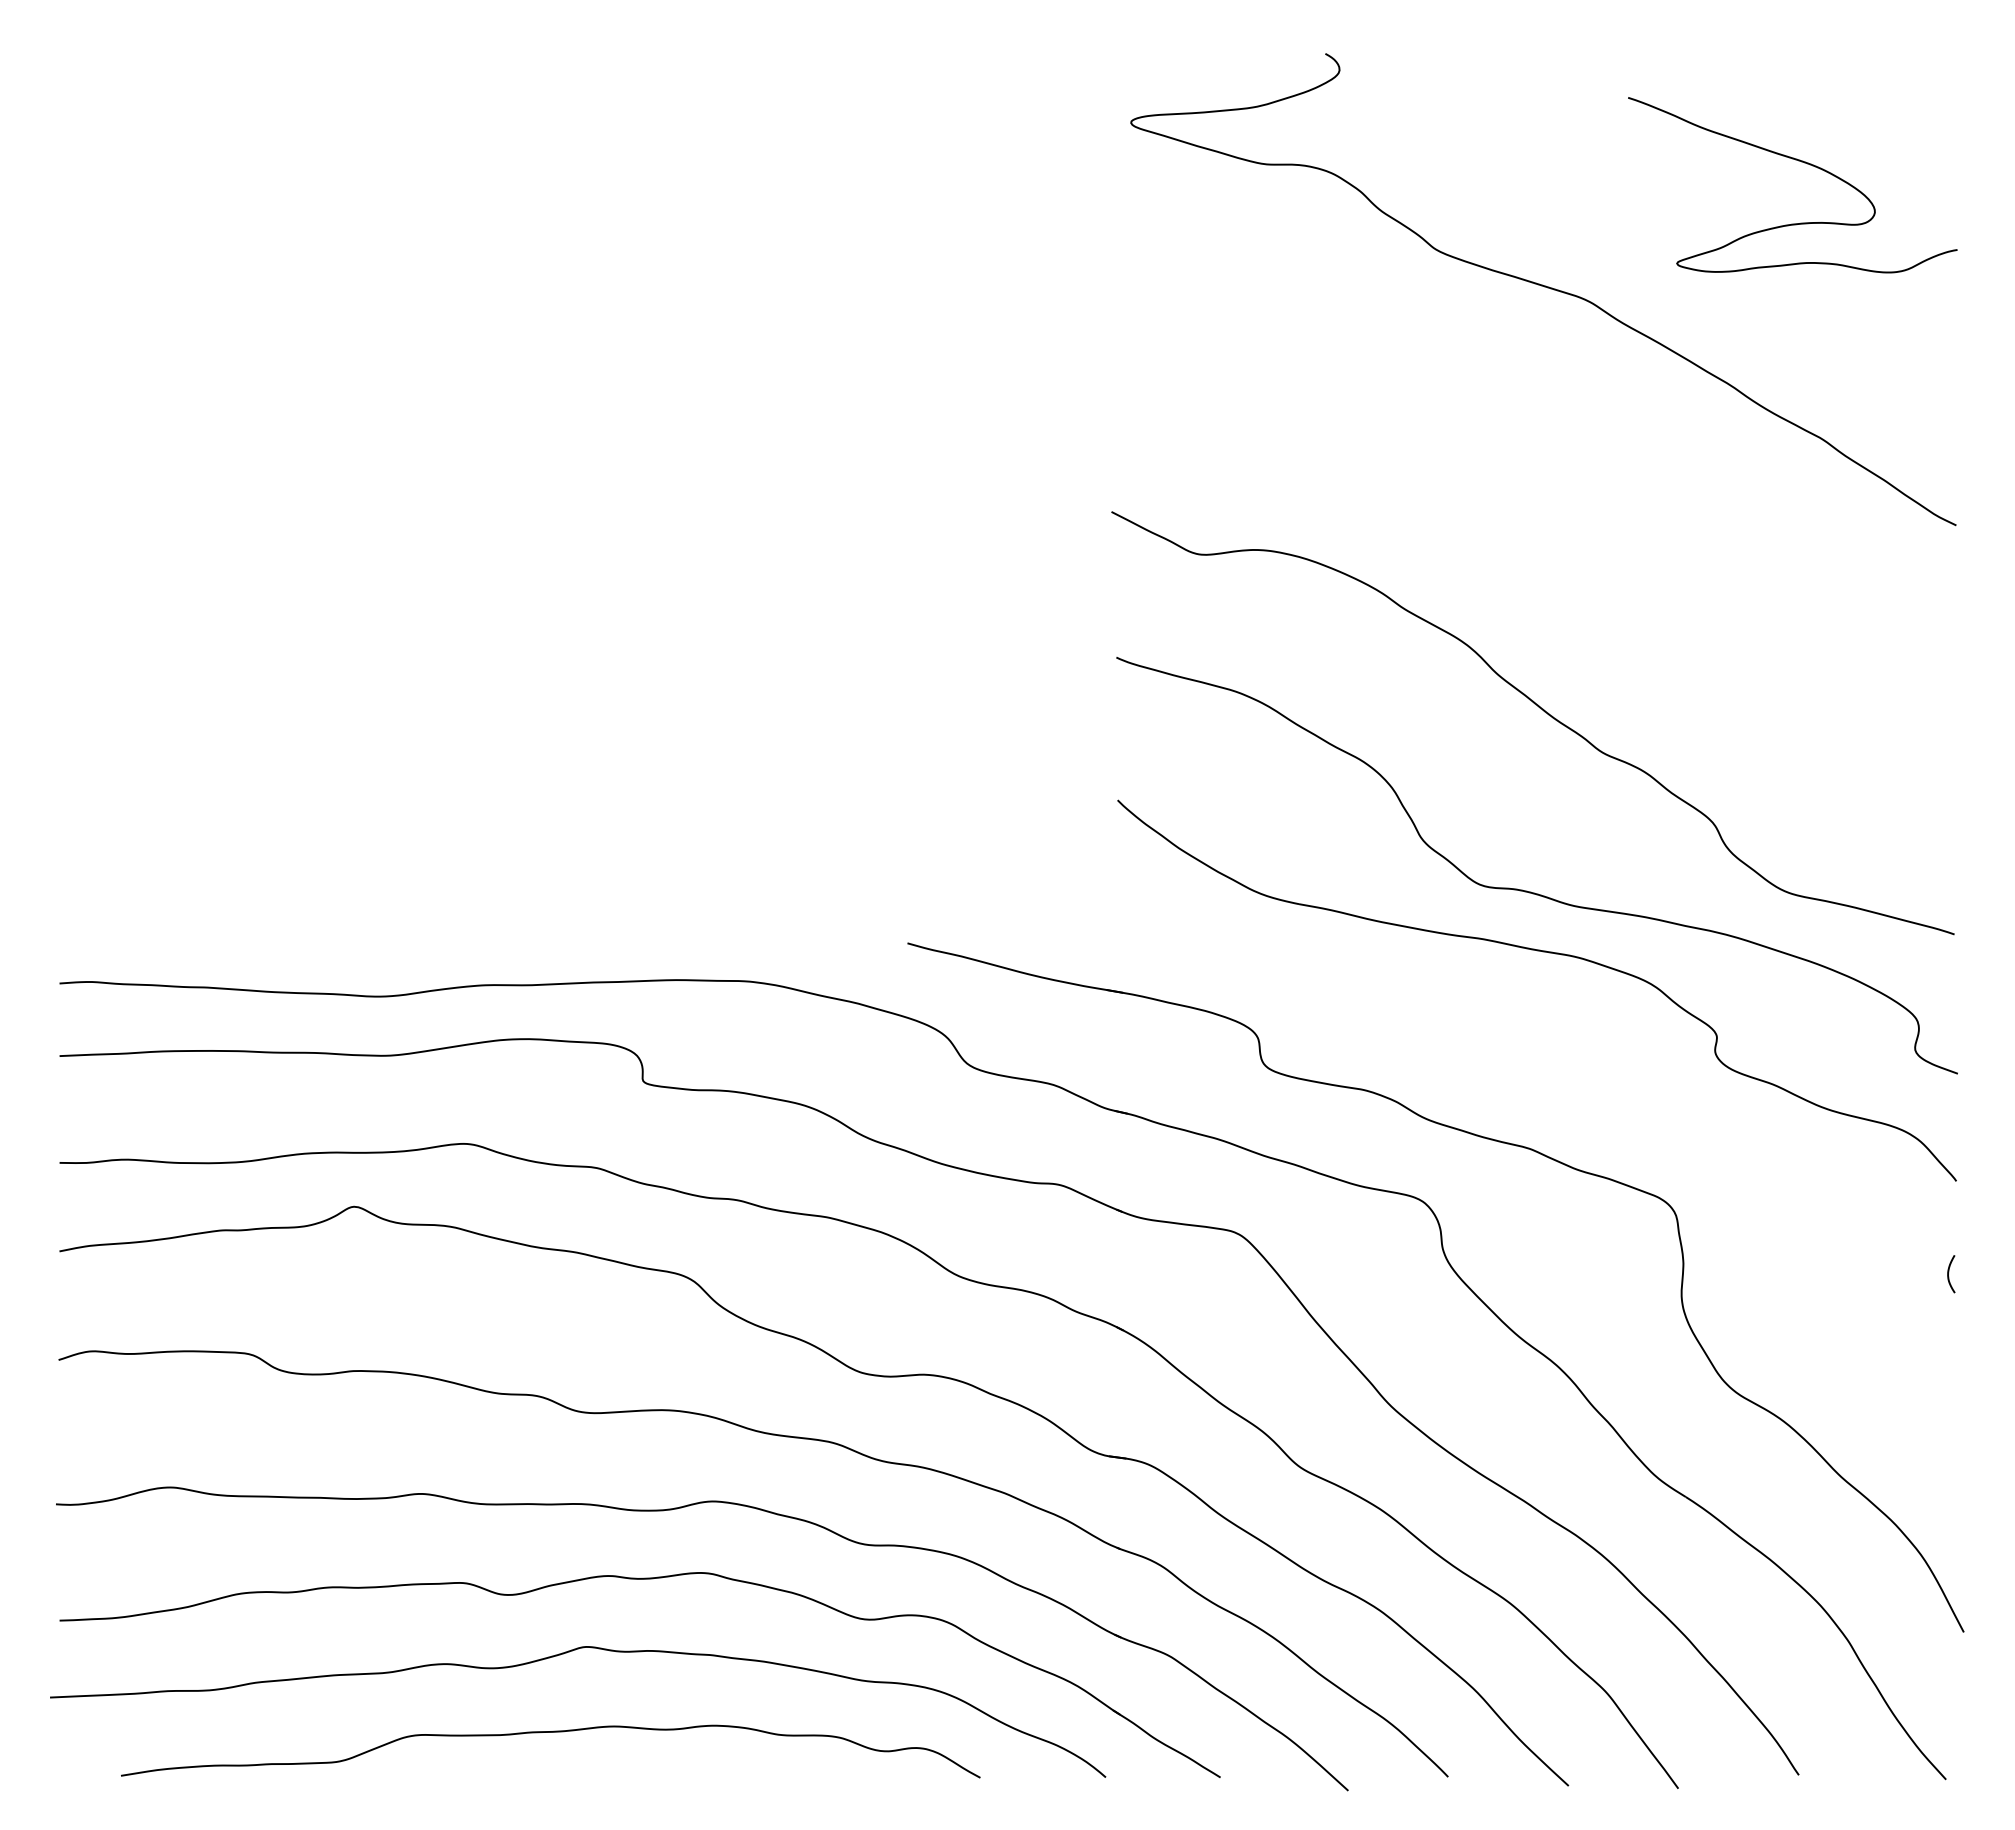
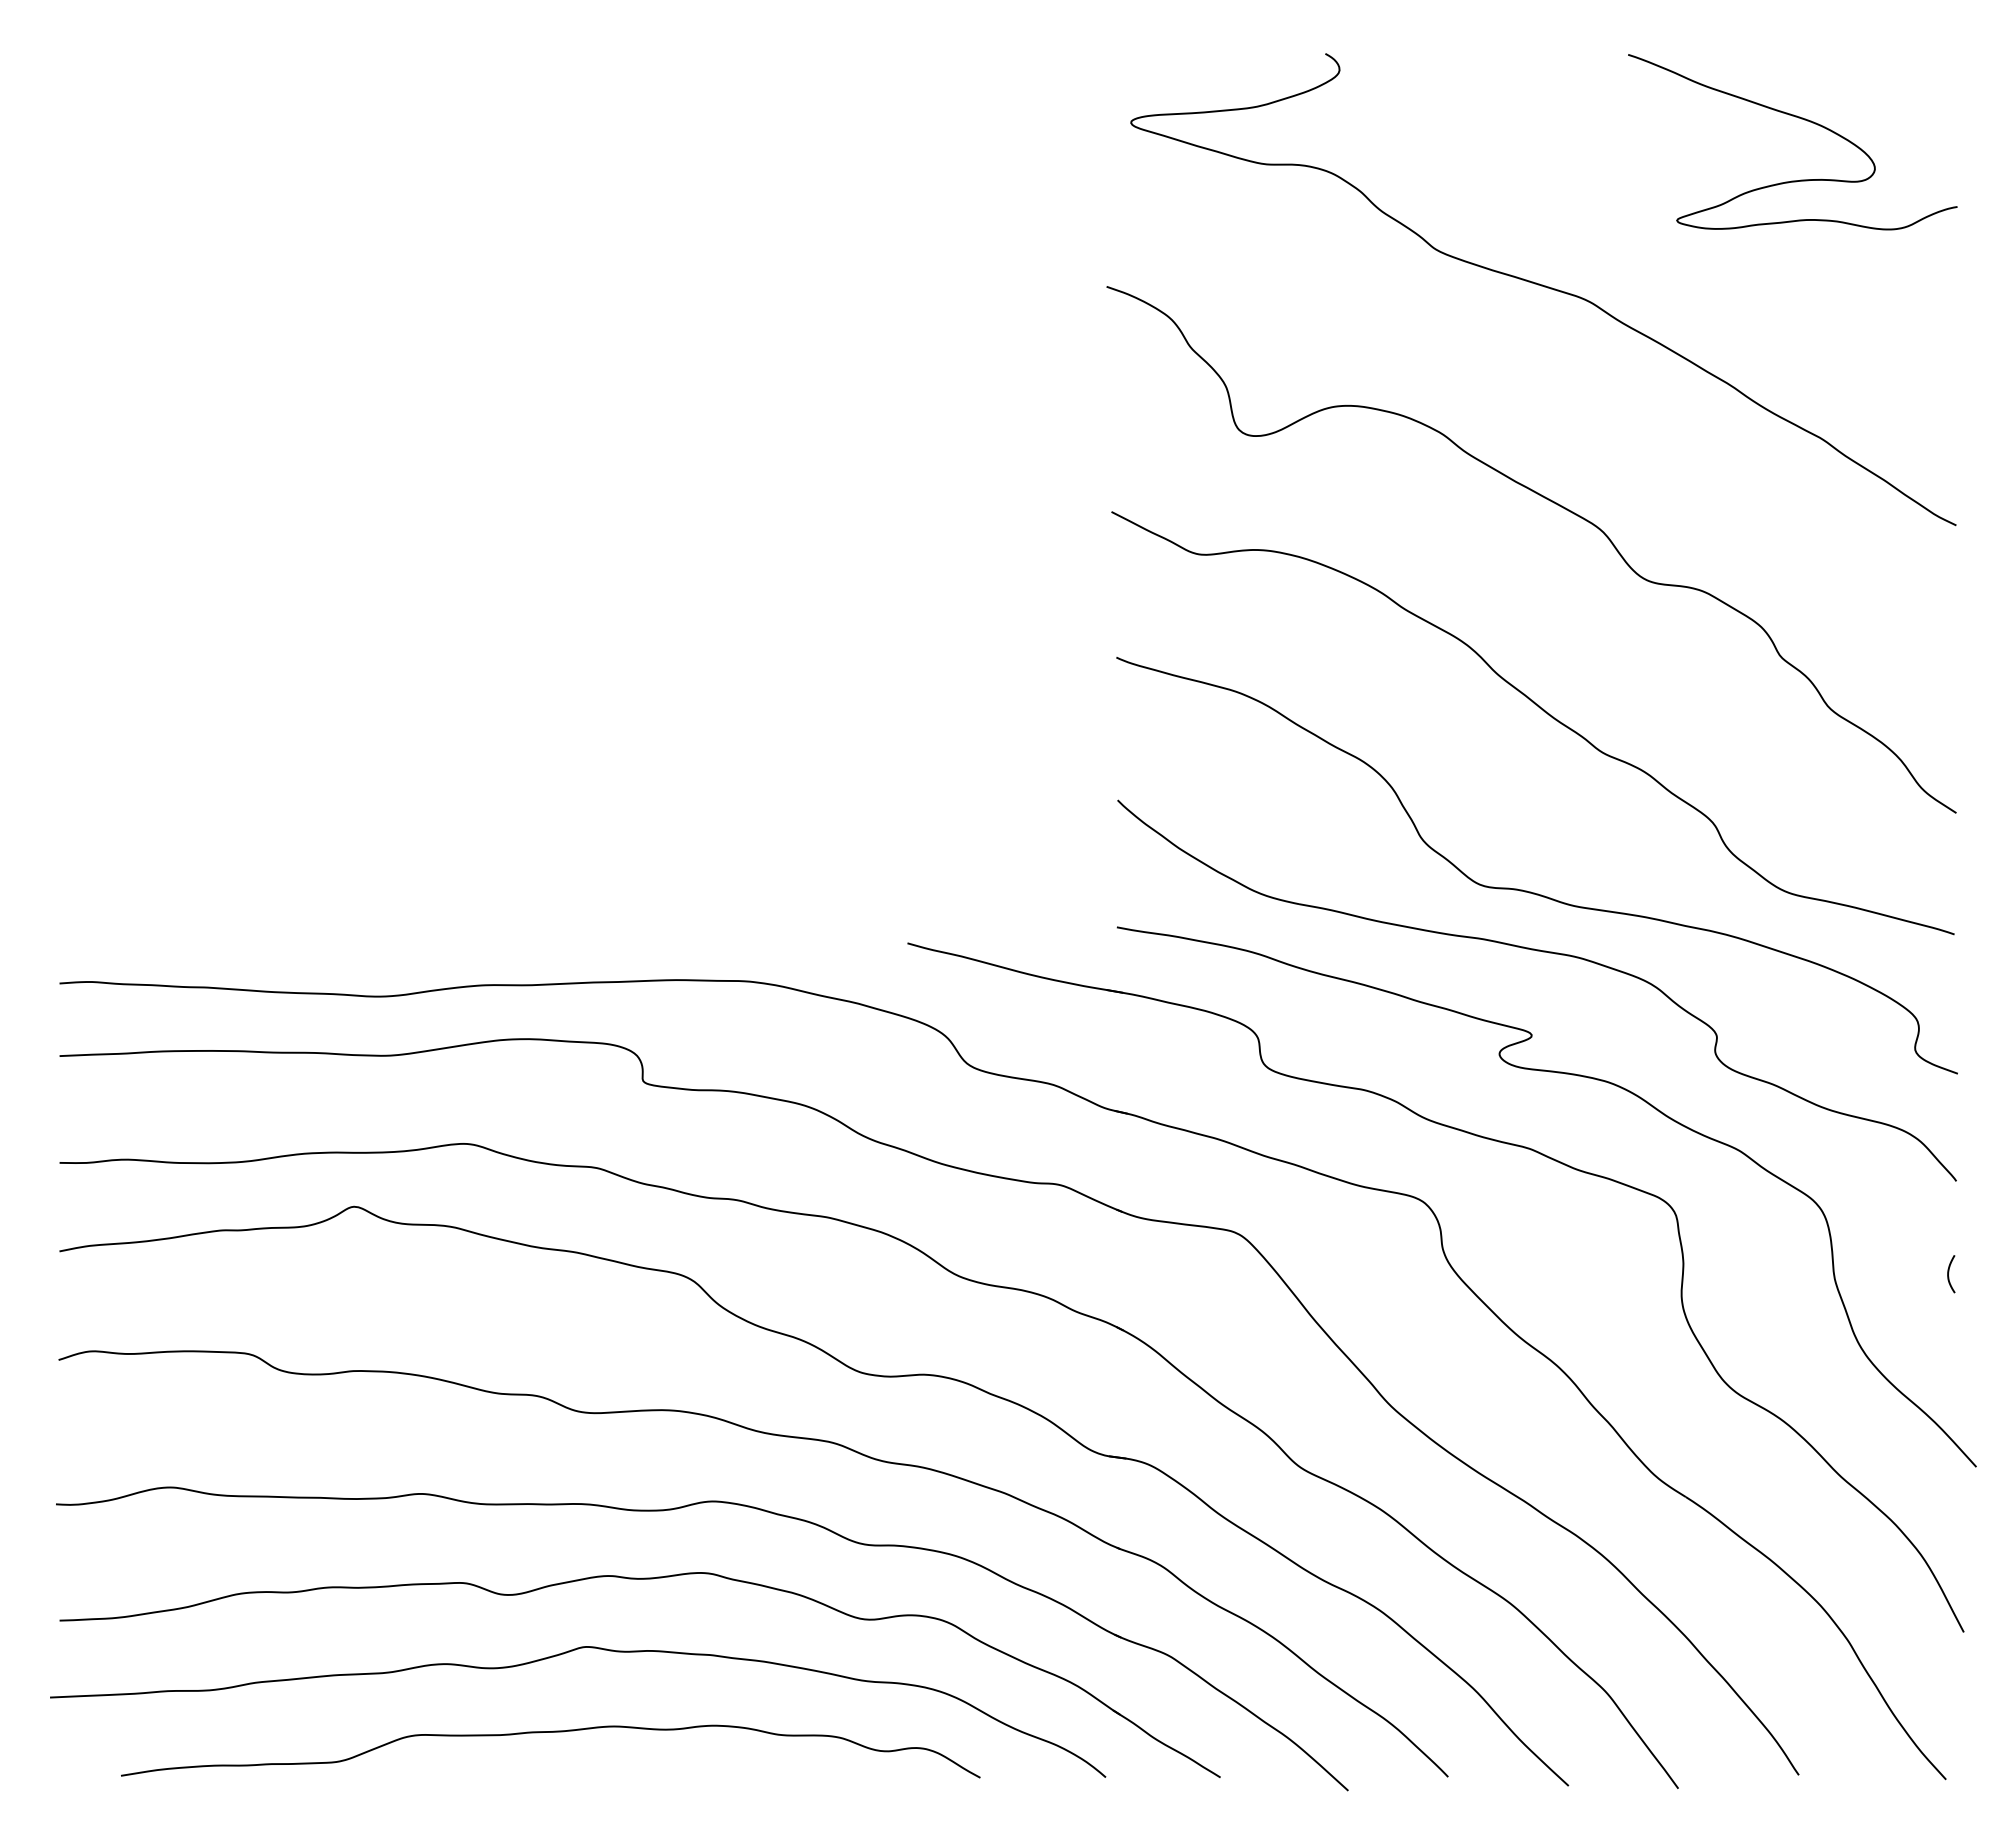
curve position: (1801, 162) -> (1801, 119) (1801, 119)
curve: none -> present (1553, 503)
curve: none -> present (1565, 1074)
